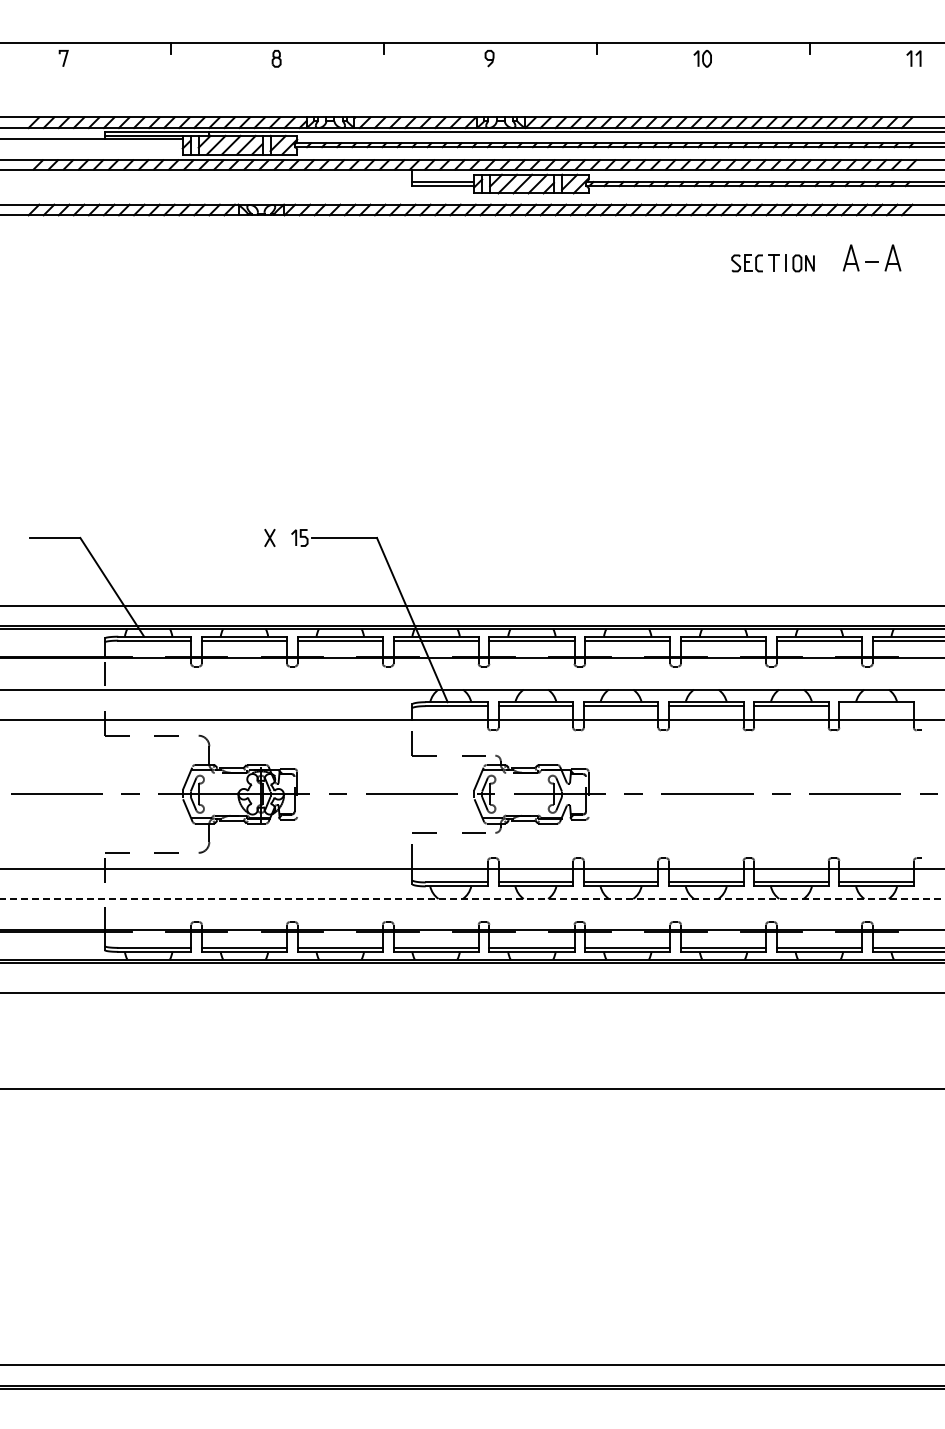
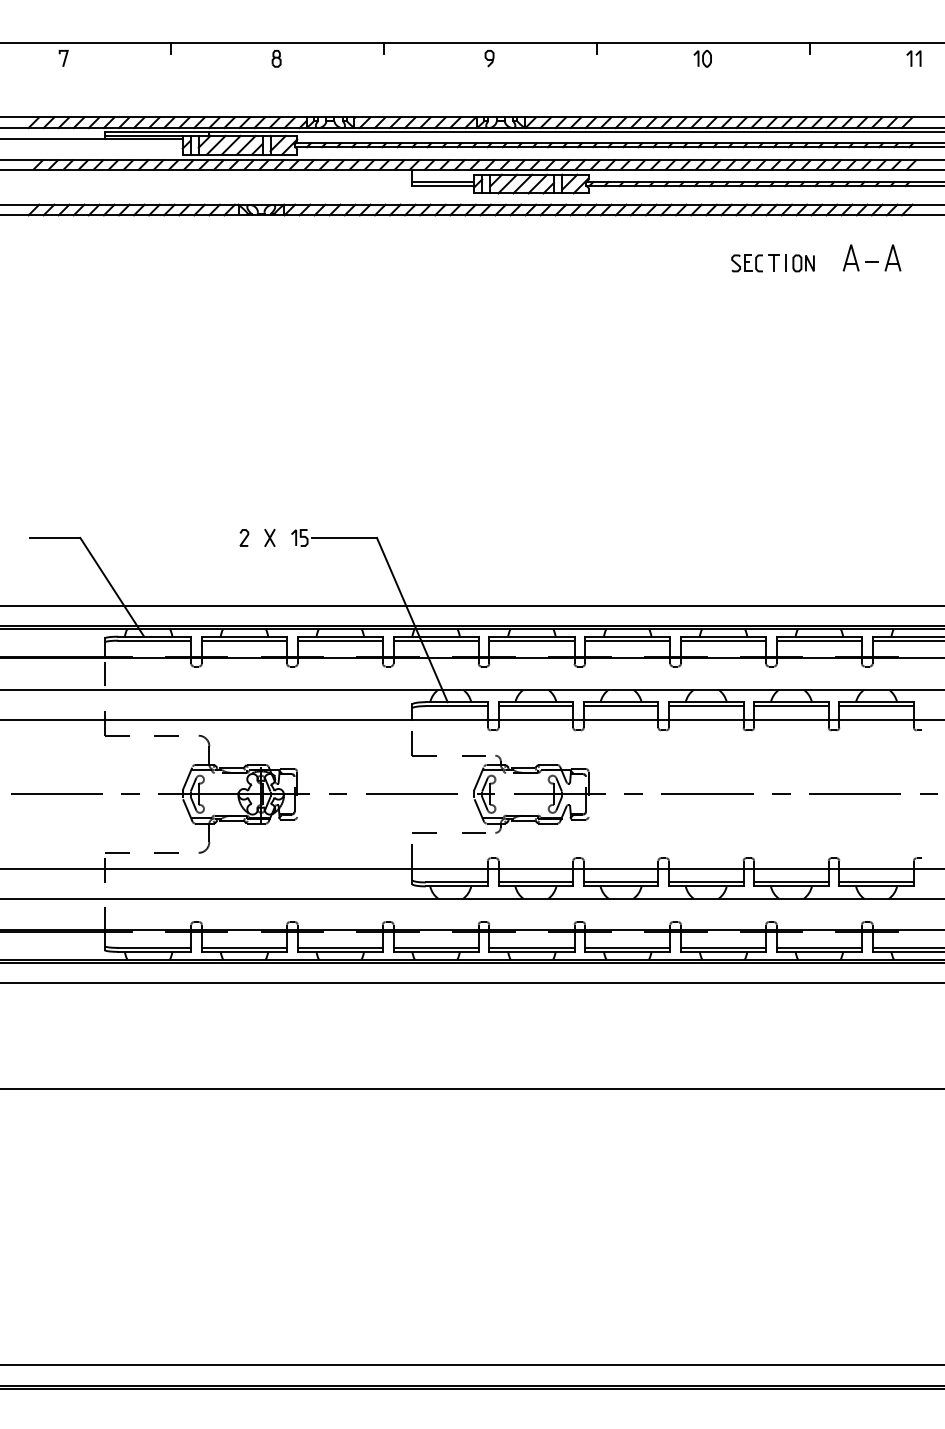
curve: none -> present (245, 537)
line: none -> present (876, 706)
line: dashed -> solid (472, 898)
line position: (471, 993) -> (471, 983) (471, 983)
